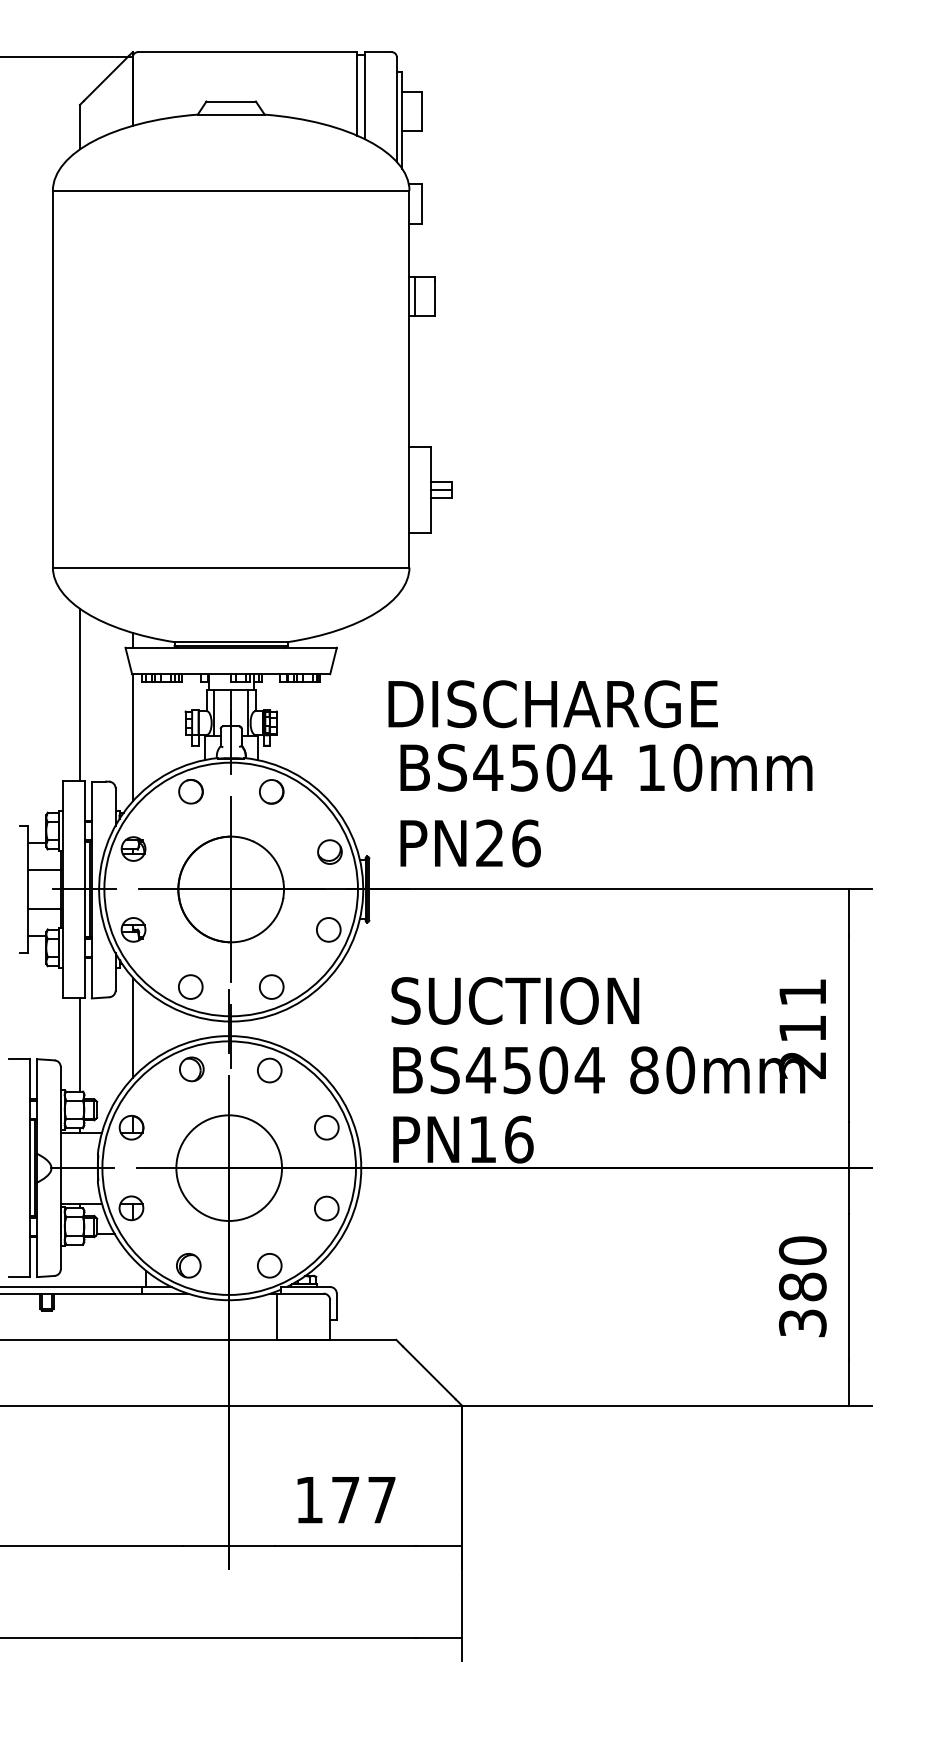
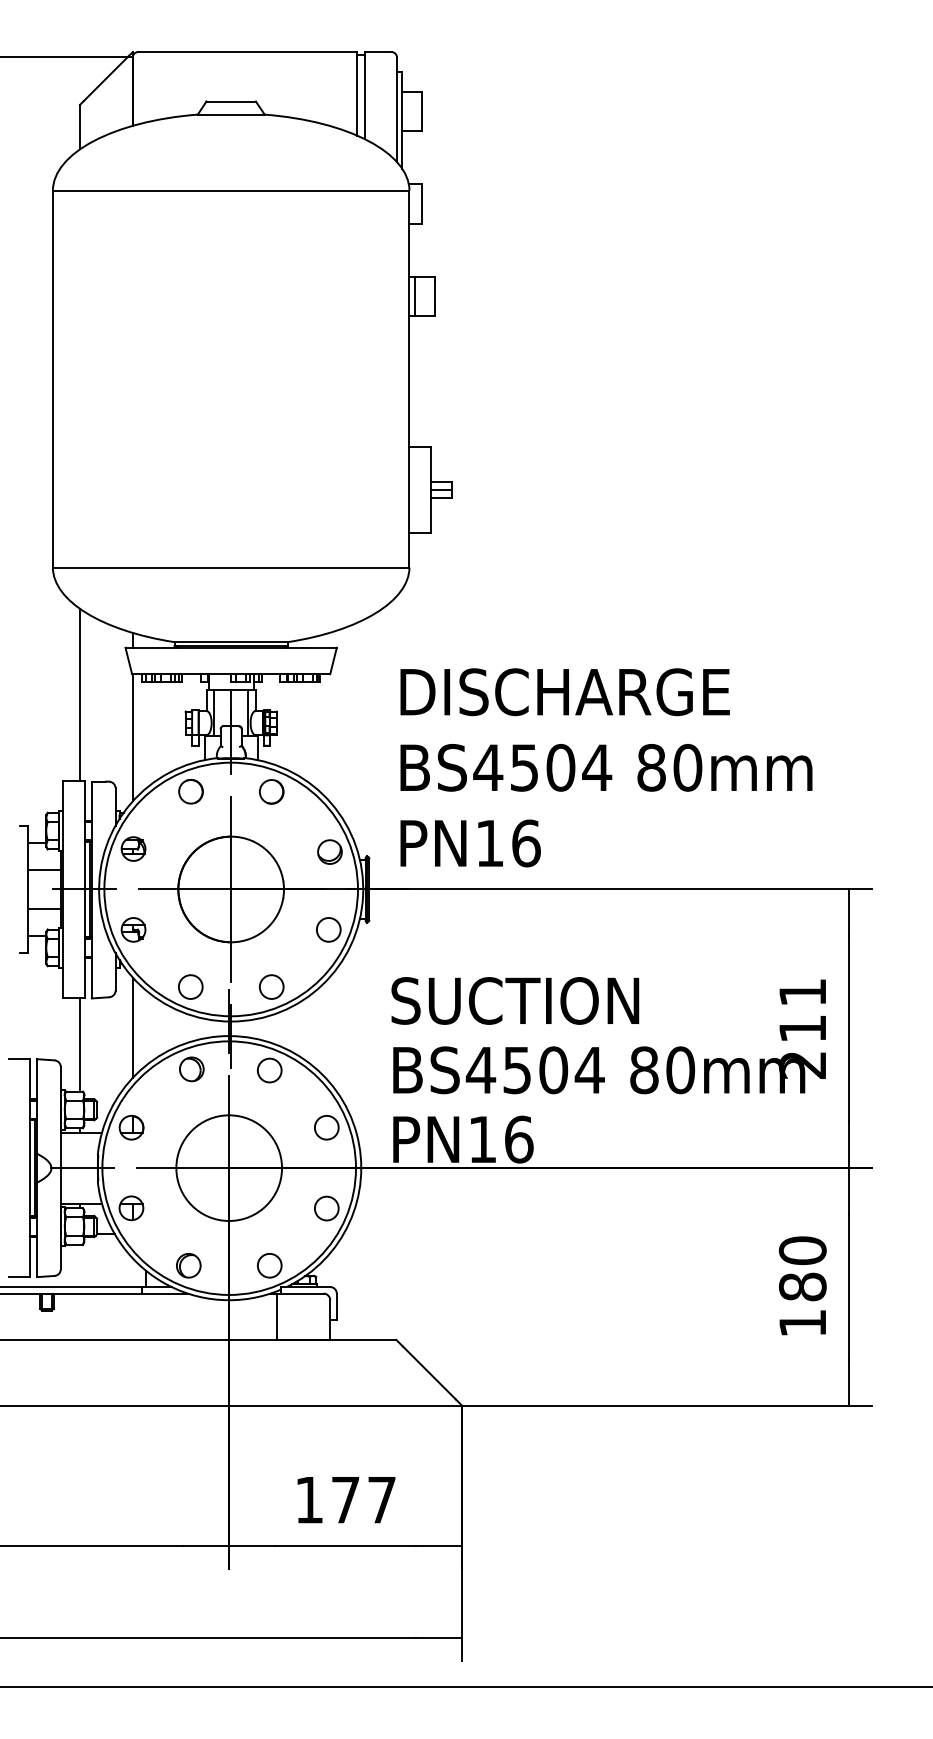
text position: (552, 704) -> (564, 692) (564, 692)
text: 10mm -> 80mm (651, 767)
text: PN26 -> PN16 (489, 842)
text: 380 -> 180 (802, 1323)
line: none -> present (465, 1686)
